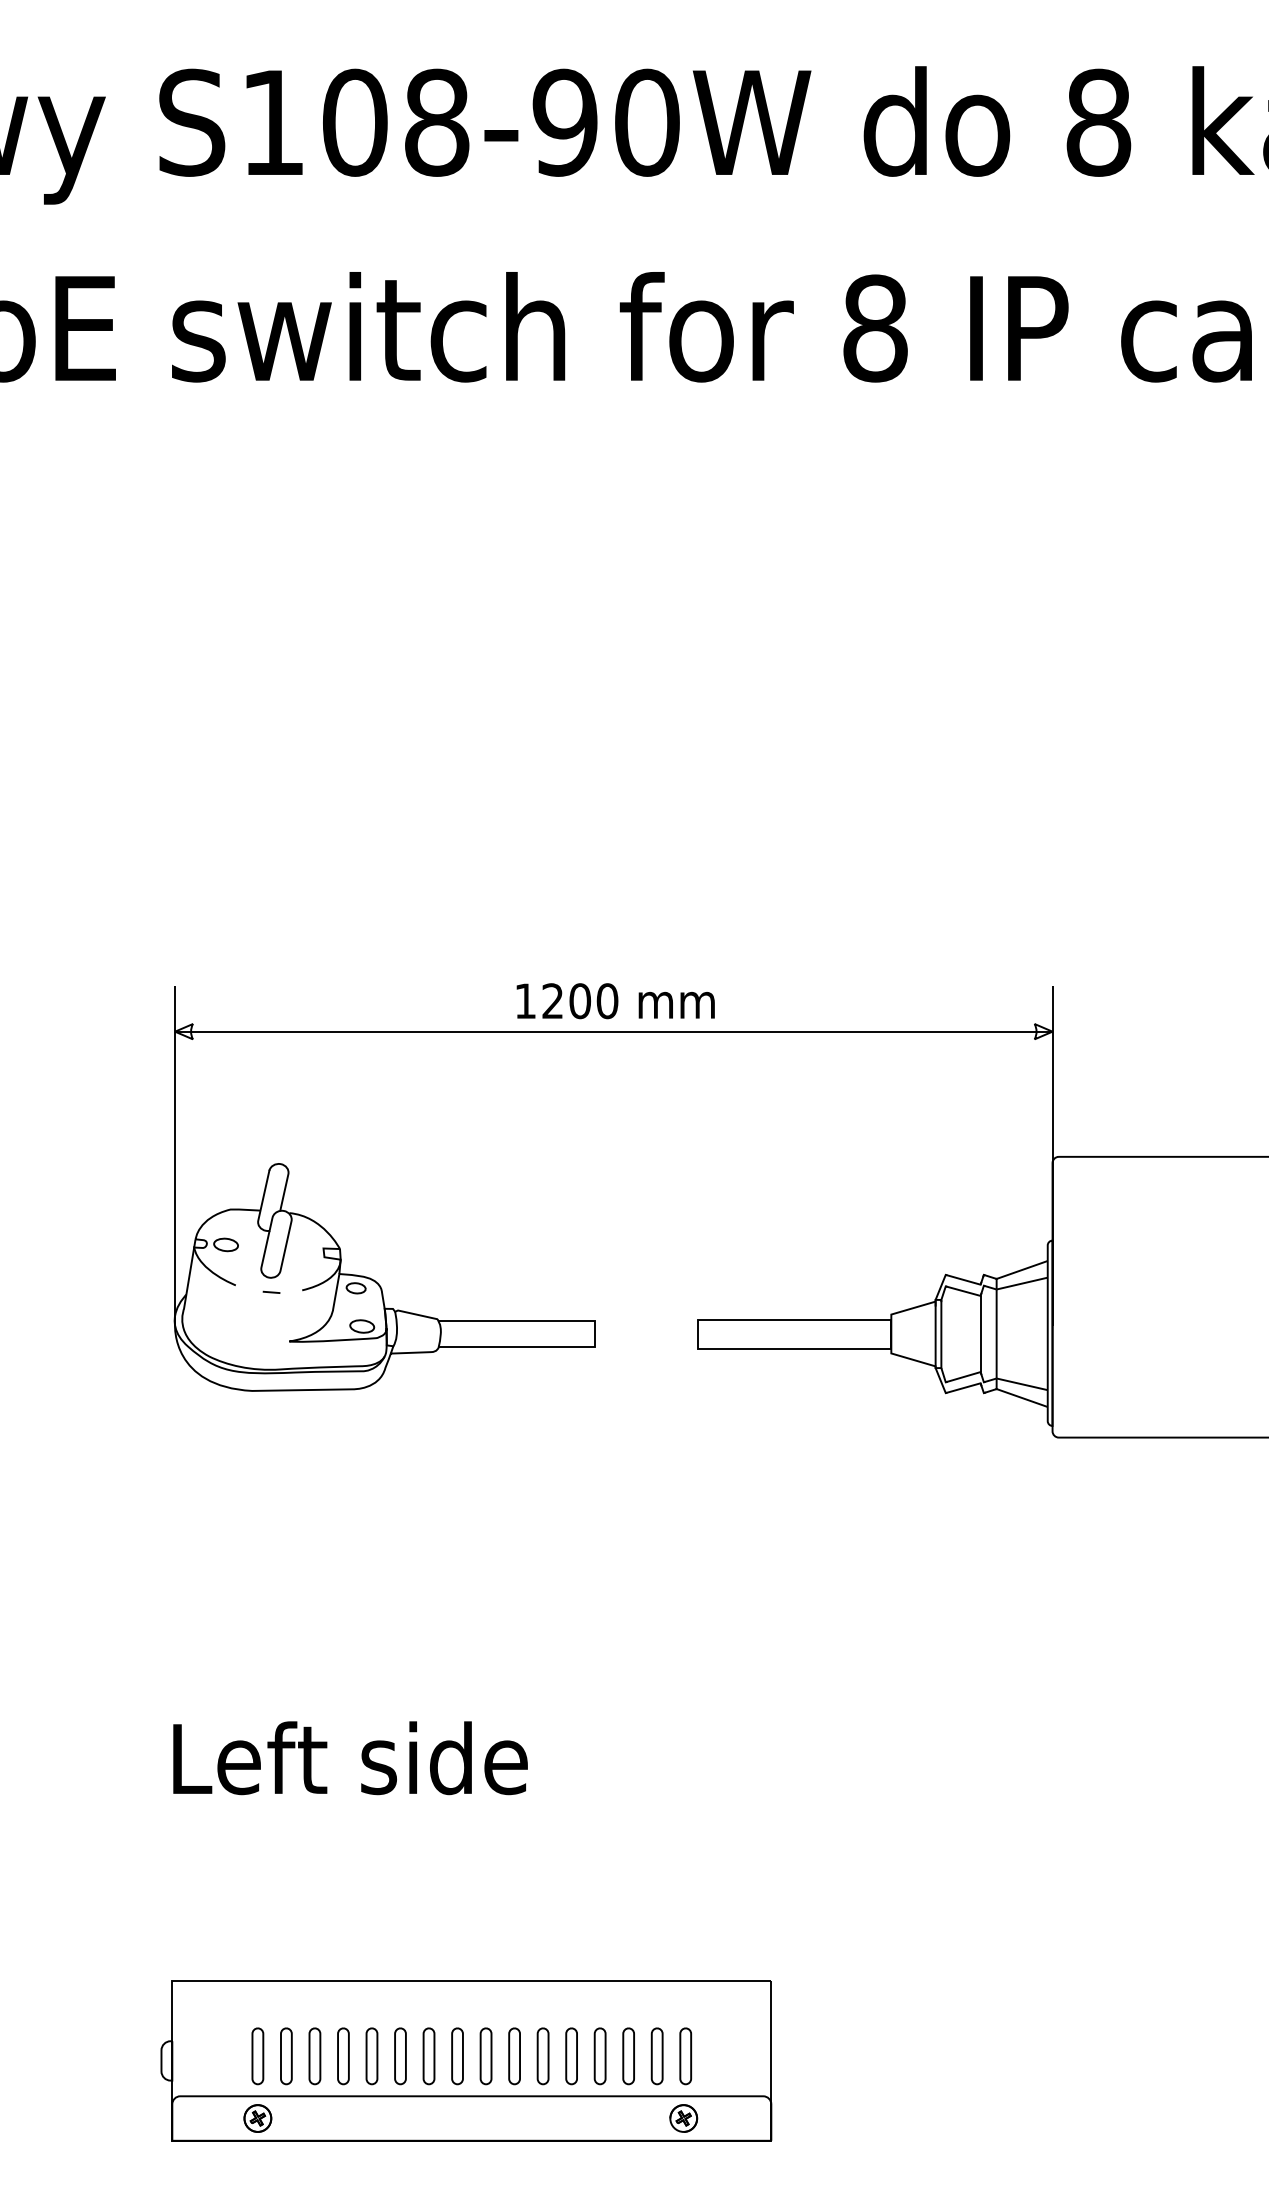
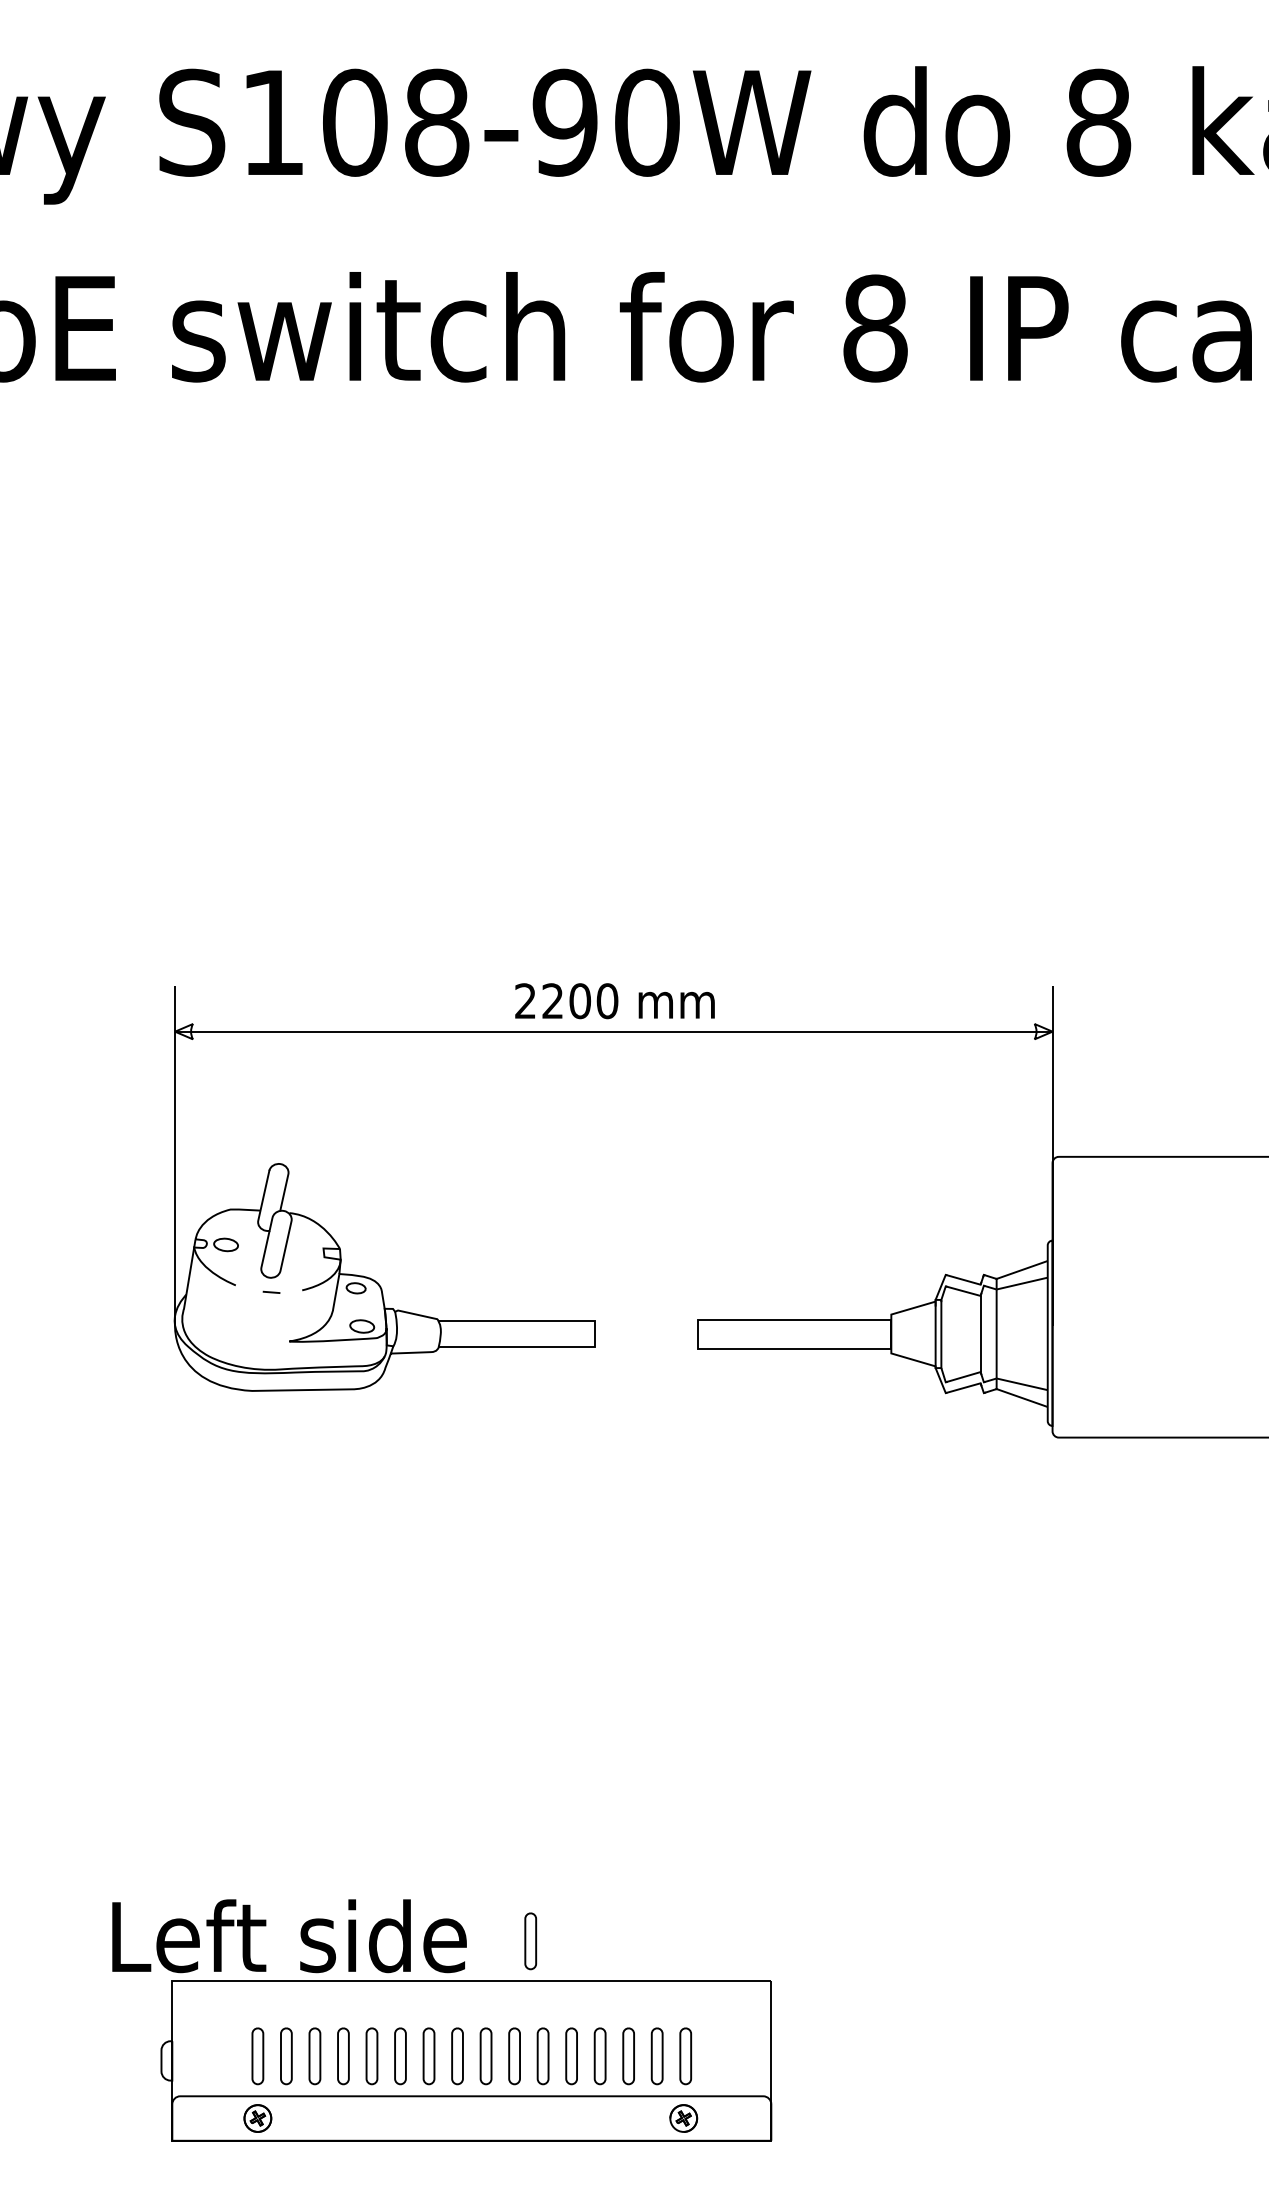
text: 1200 -> 2200 (525, 1000)
text position: (350, 1758) -> (289, 1936) (289, 1936)
part: none -> present (530, 1941)
